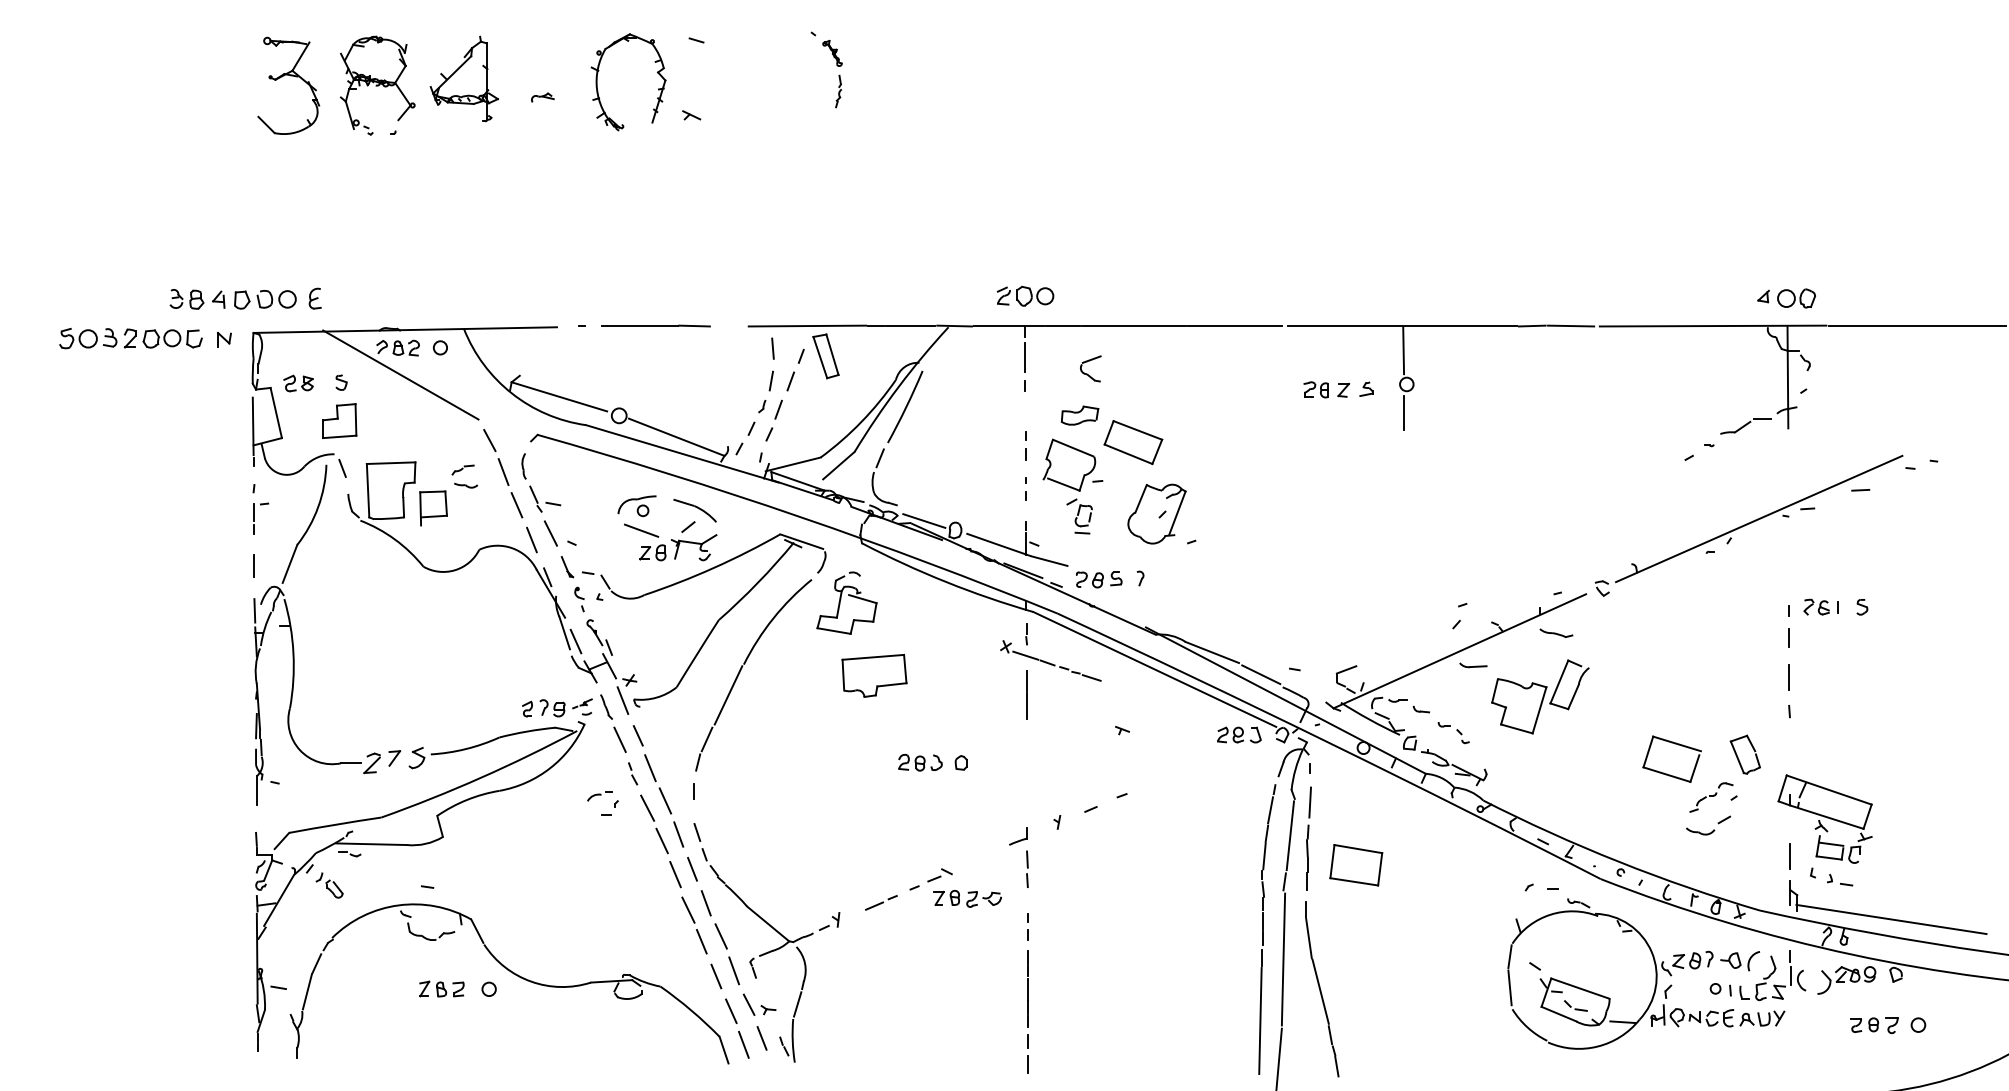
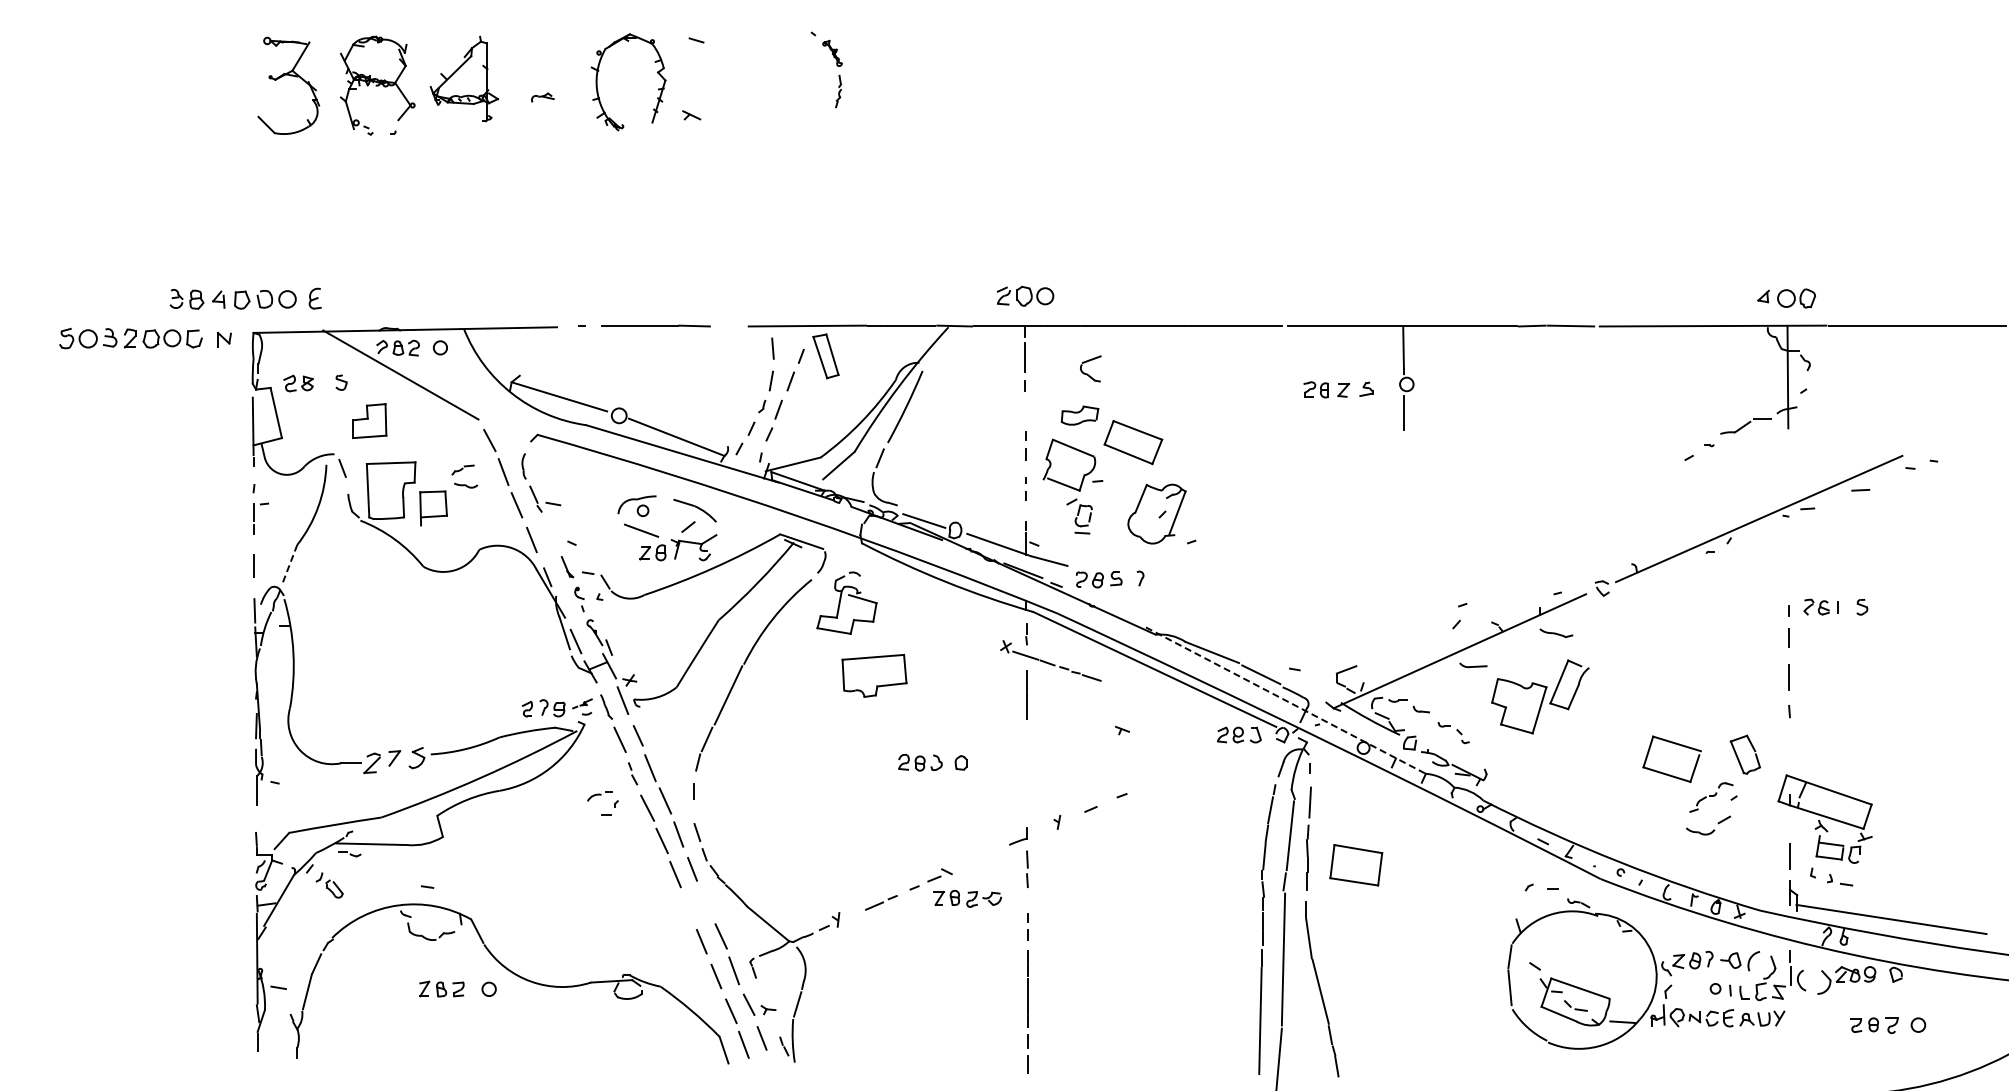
part position: (339, 420) -> (369, 420) (369, 420)
line: present -> none (550, 533)
line: solid -> dashed (289, 564)
line: solid -> dashed (1285, 700)
line: present -> none (705, 903)
line: present -> none (688, 909)
